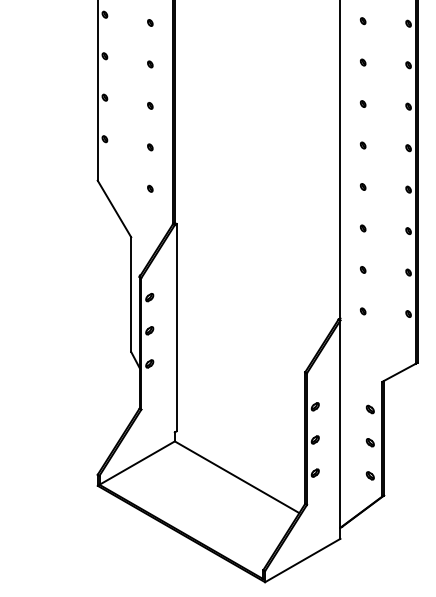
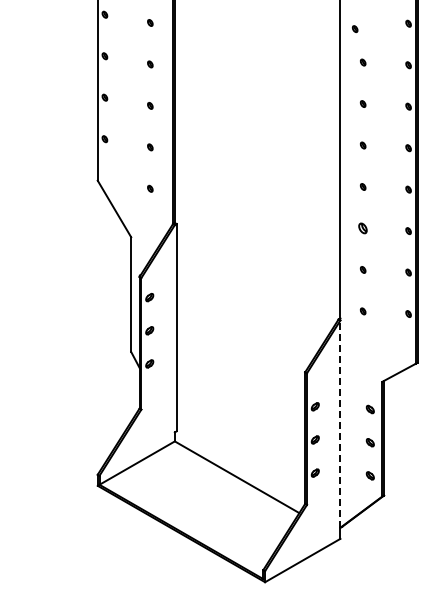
part position: (362, 21) -> (354, 29) (354, 29)
part size: 7x9 px -> 10x13 px (362, 228)
line: solid -> dashed (340, 424)
